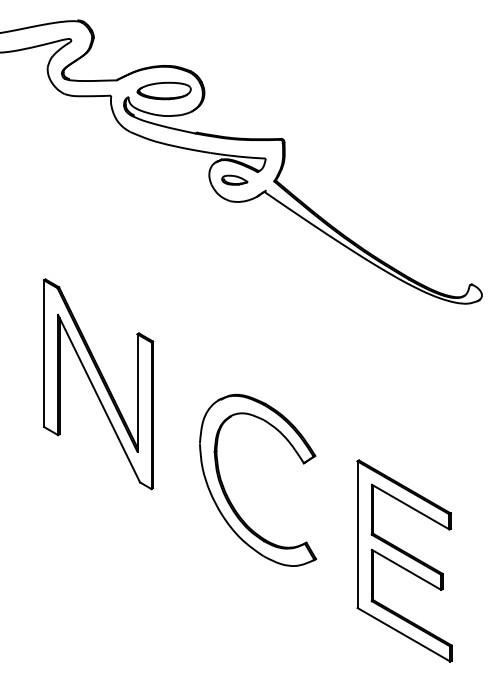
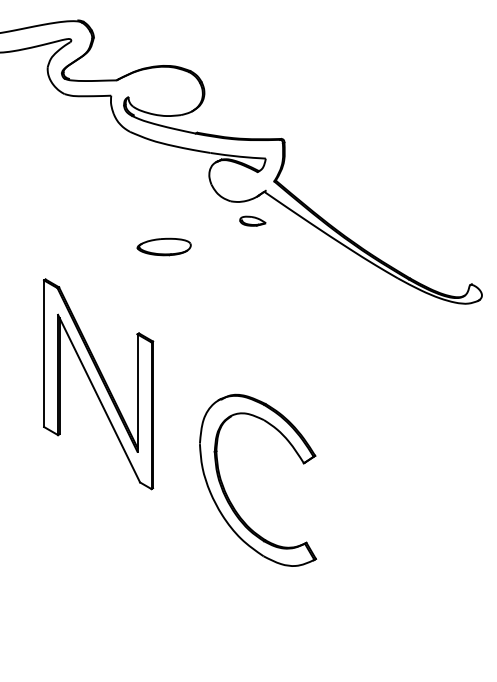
part position: (163, 90) -> (163, 246) (163, 246)
part position: (234, 179) -> (252, 220) (252, 220)
part: present -> none (404, 560)
